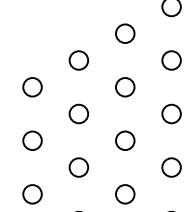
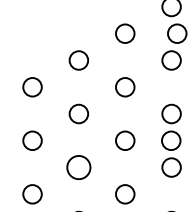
circle: none -> present (177, 33)
circle: none -> present (171, 140)
circle size: 22x21 px -> 26x25 px (78, 167)
